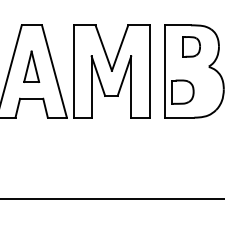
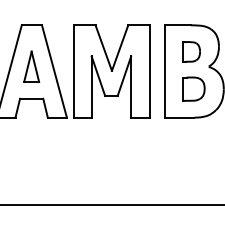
part position: (191, 46) -> (191, 51) (191, 51)
part position: (182, 91) -> (193, 88) (193, 88)
line position: (111, 198) -> (111, 204) (111, 204)
